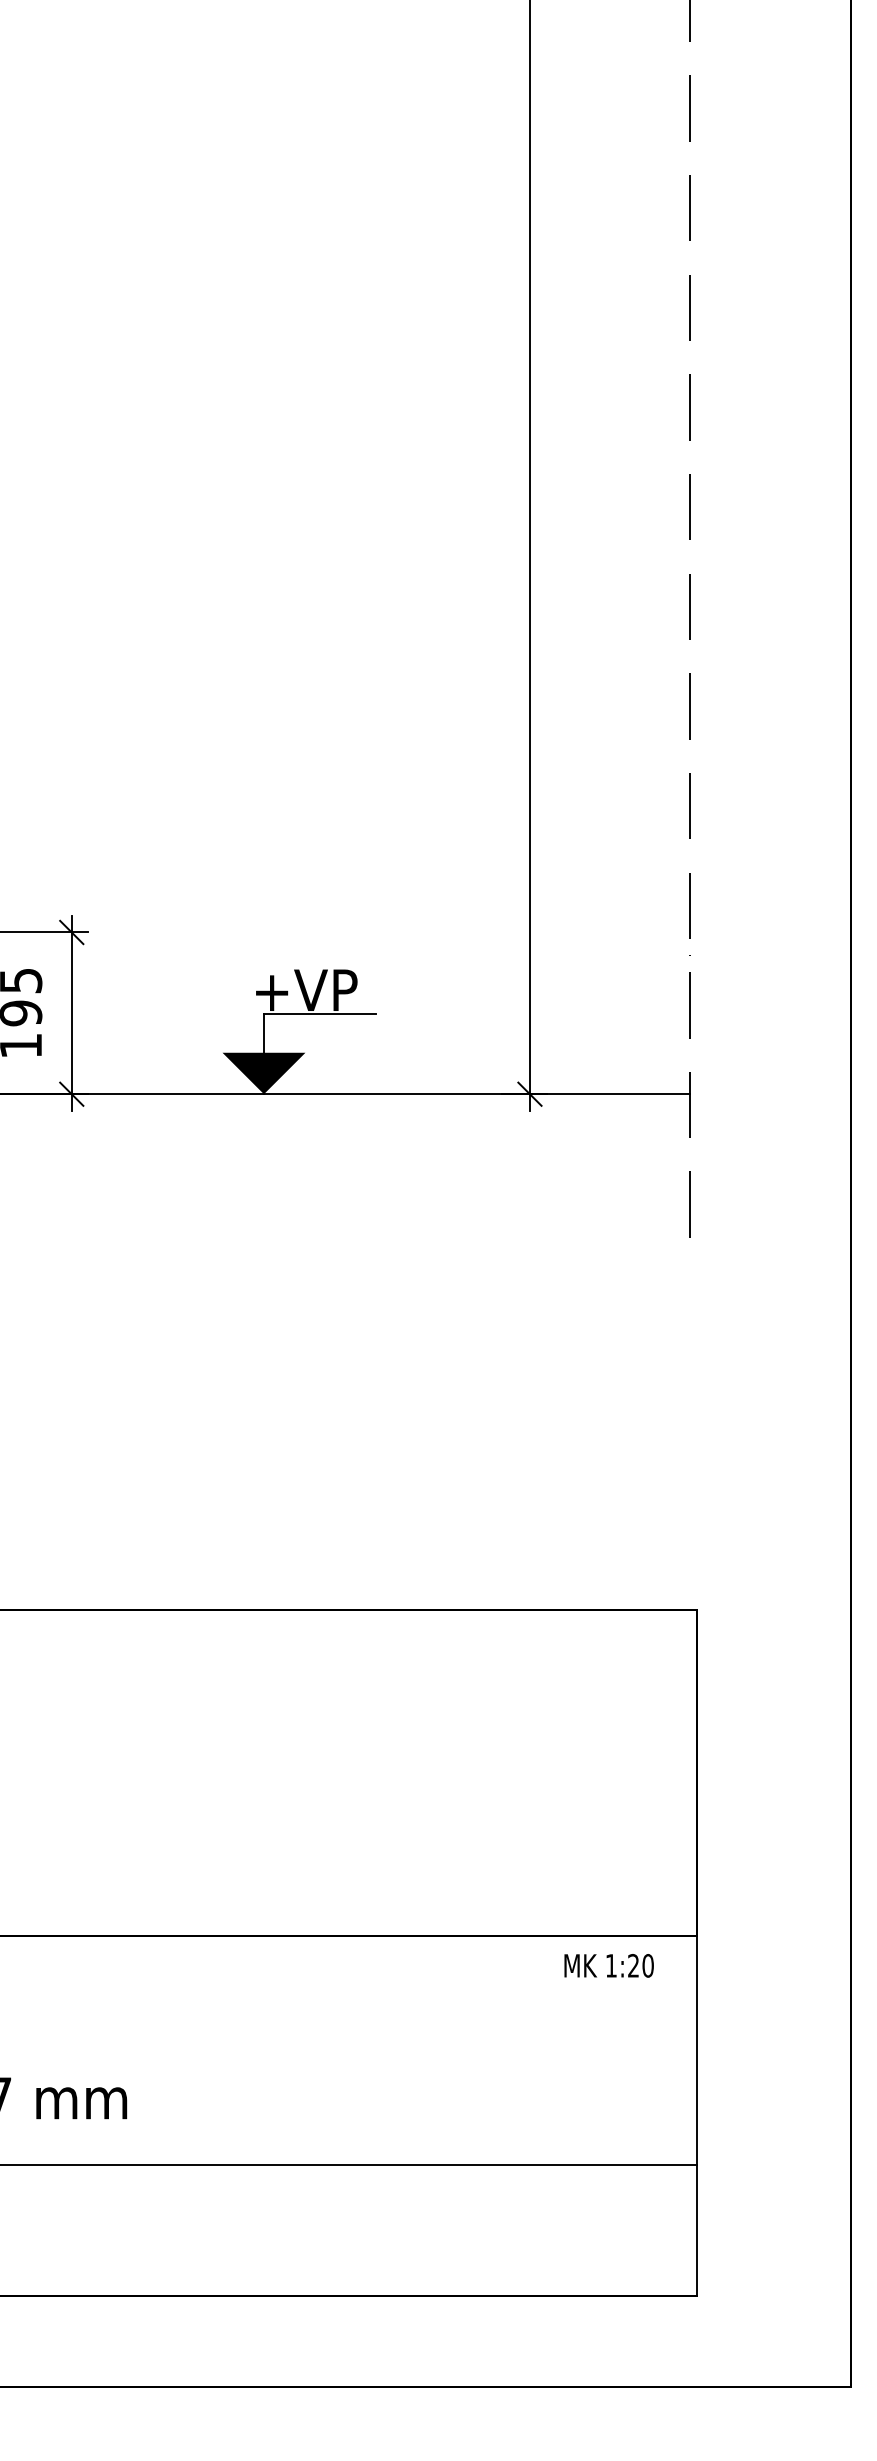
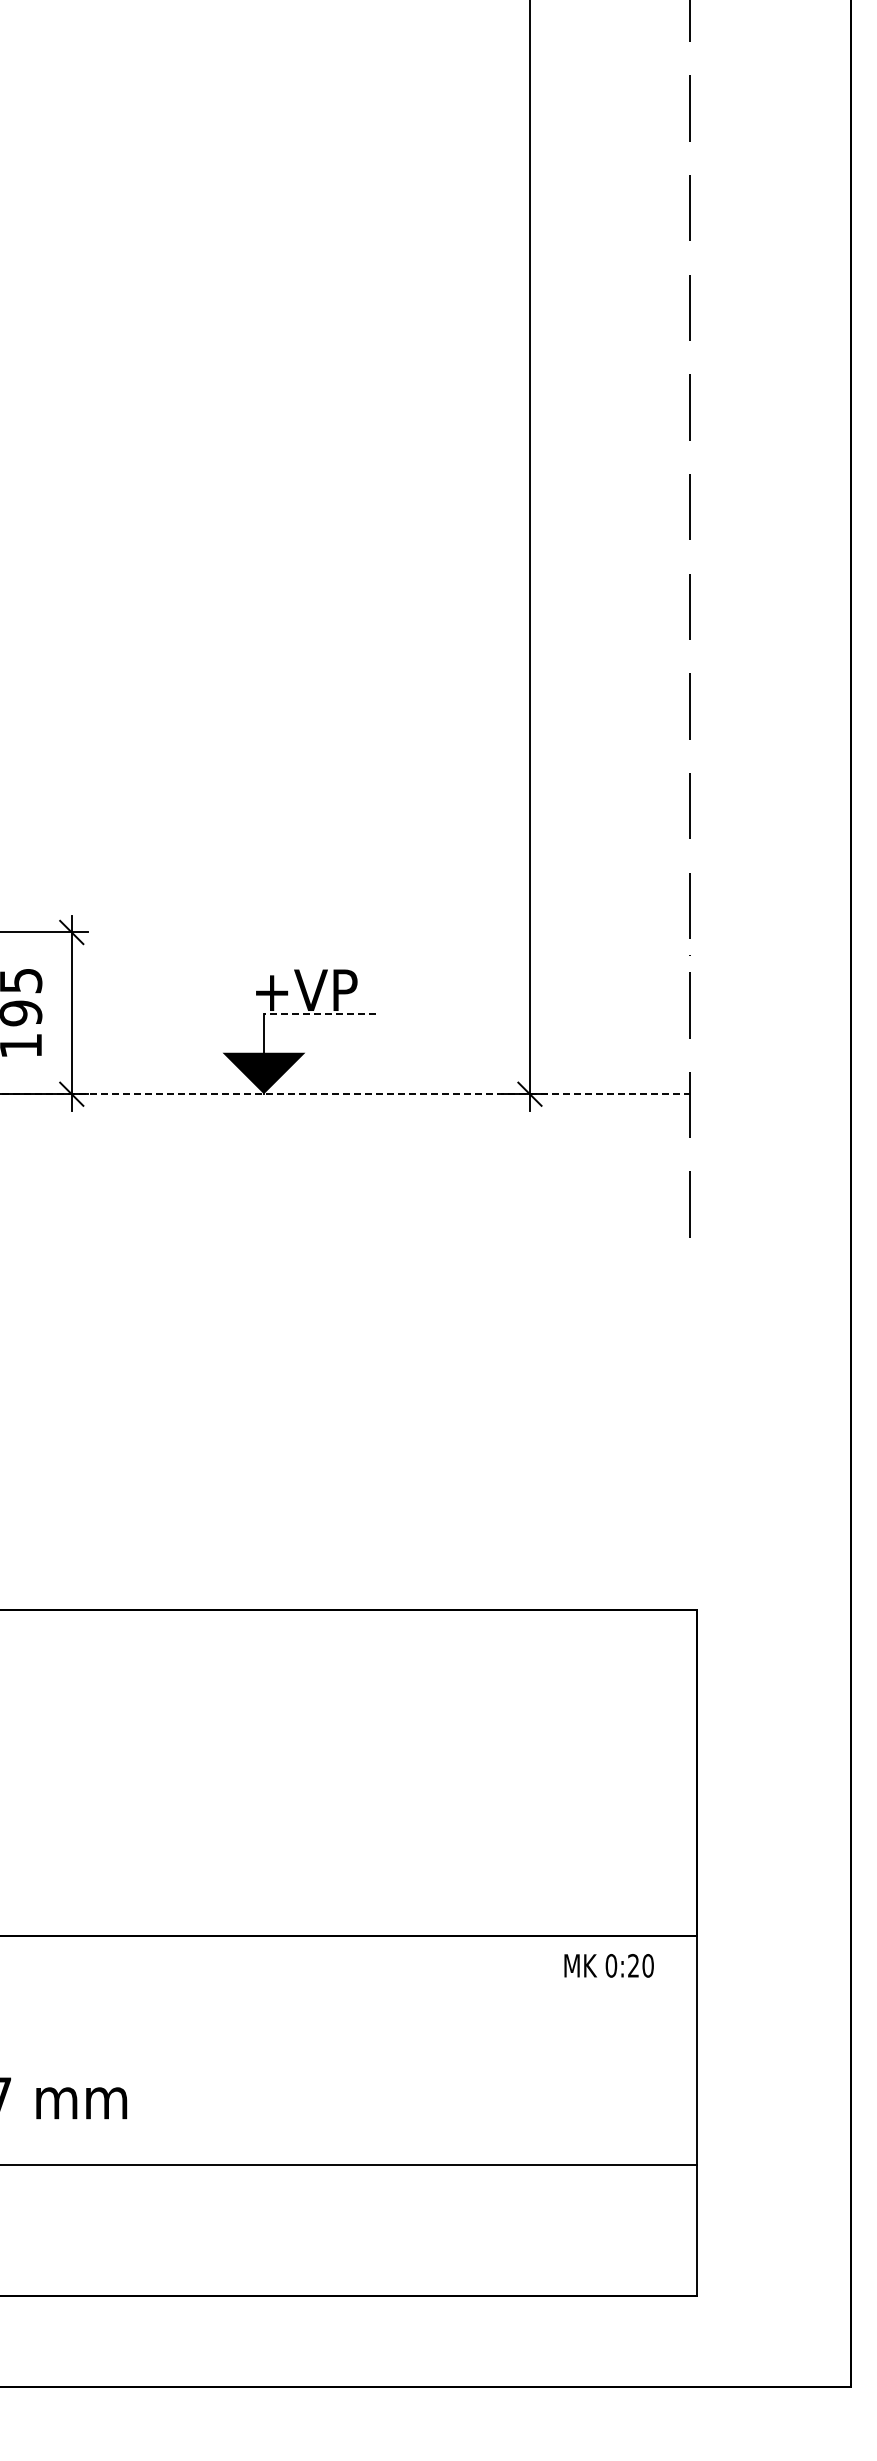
line: solid -> dashed (319, 1014)
line: solid -> dashed (345, 1094)
text: 1:20 -> 0:20 (611, 1965)
